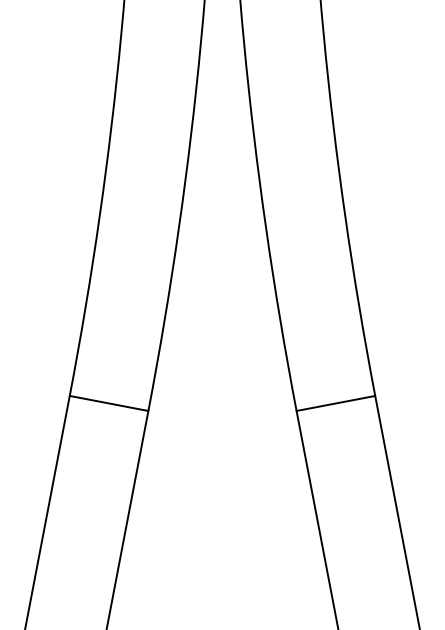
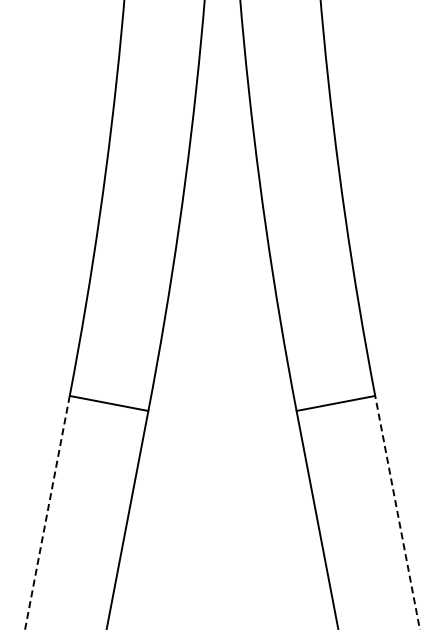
line: solid -> dashed (397, 512)
line: solid -> dashed (47, 513)
